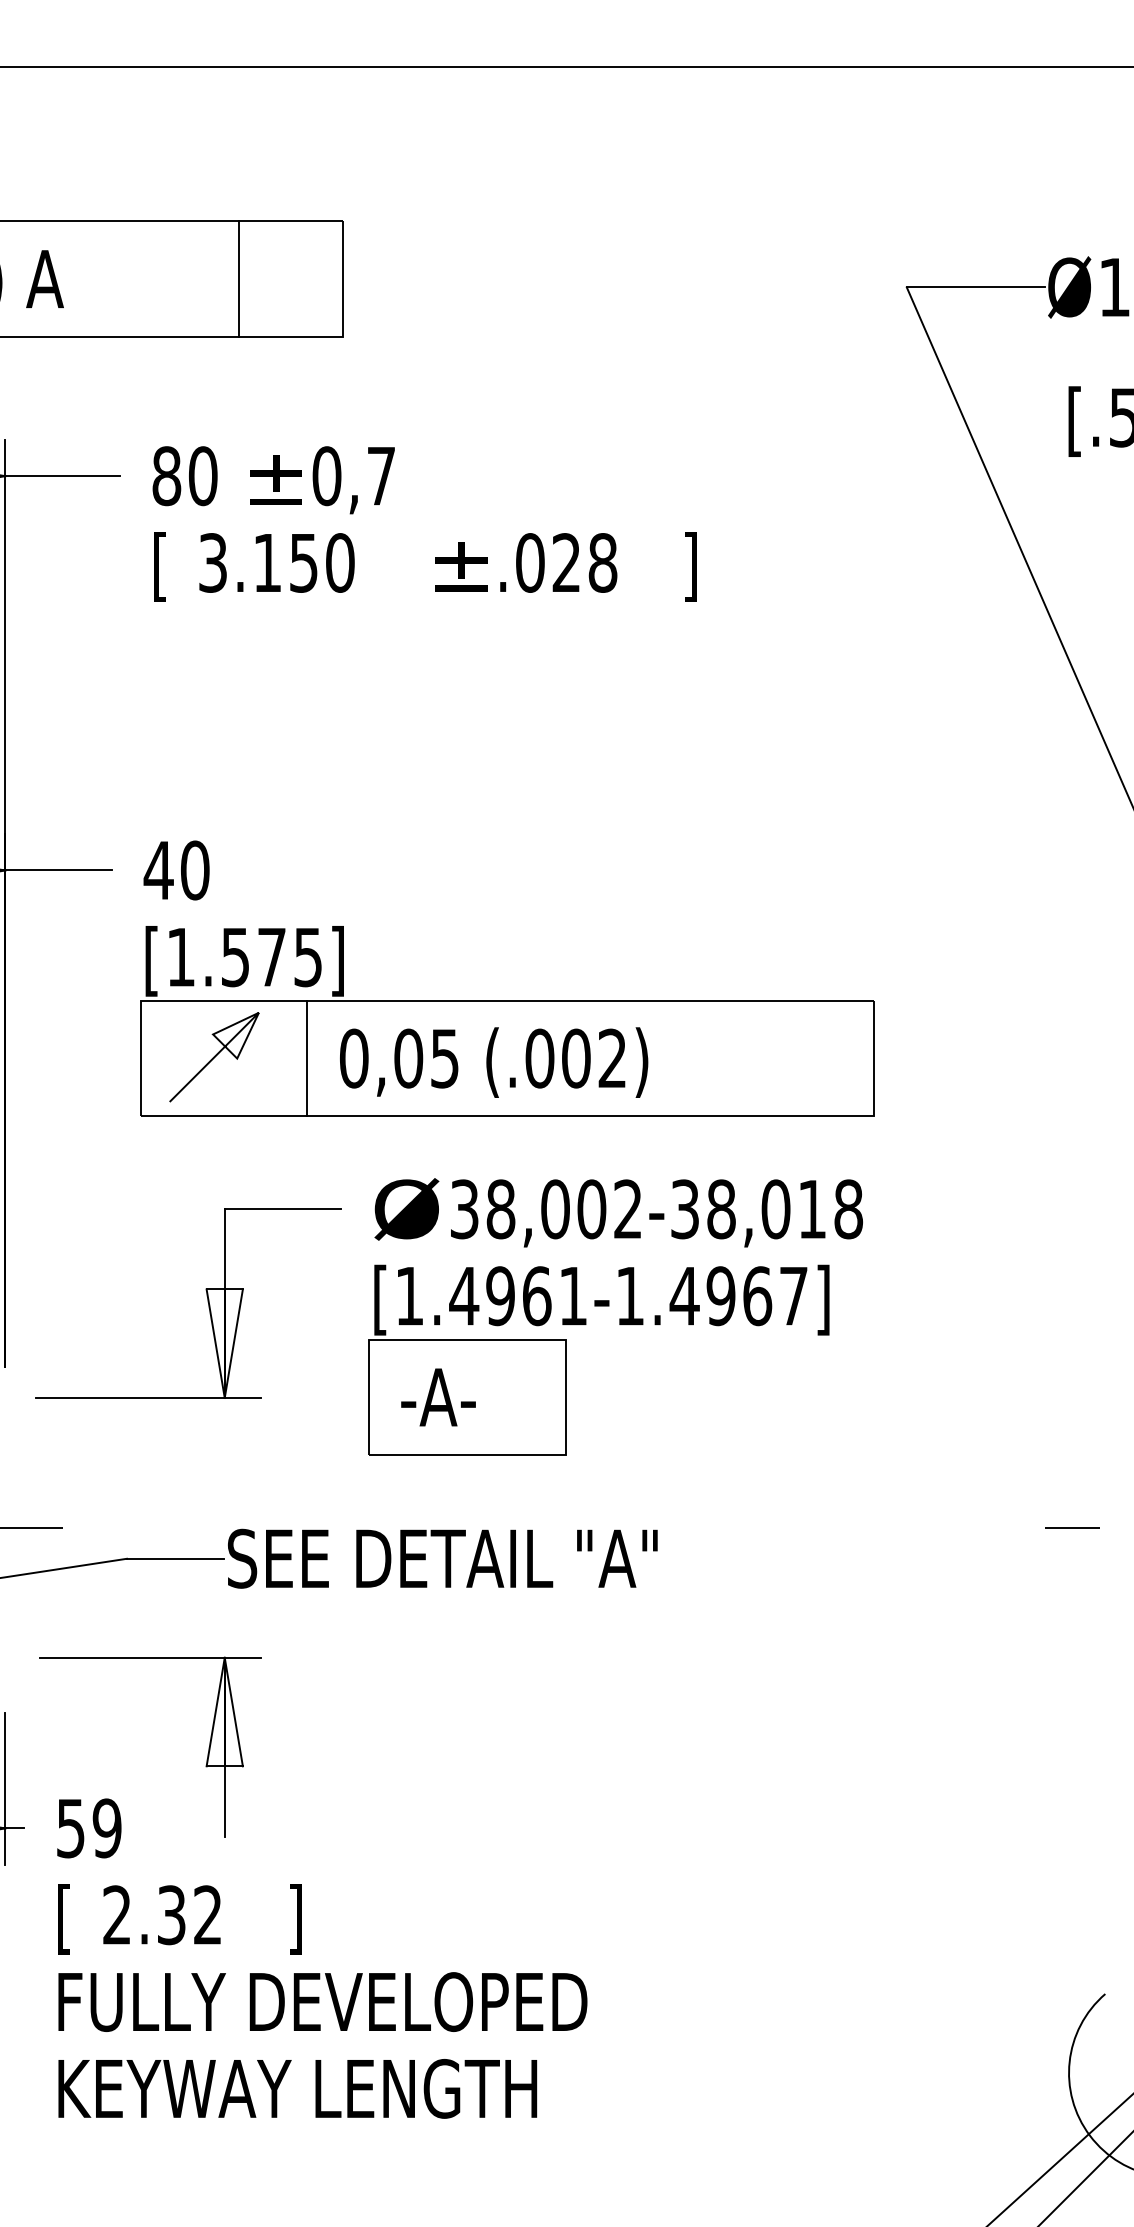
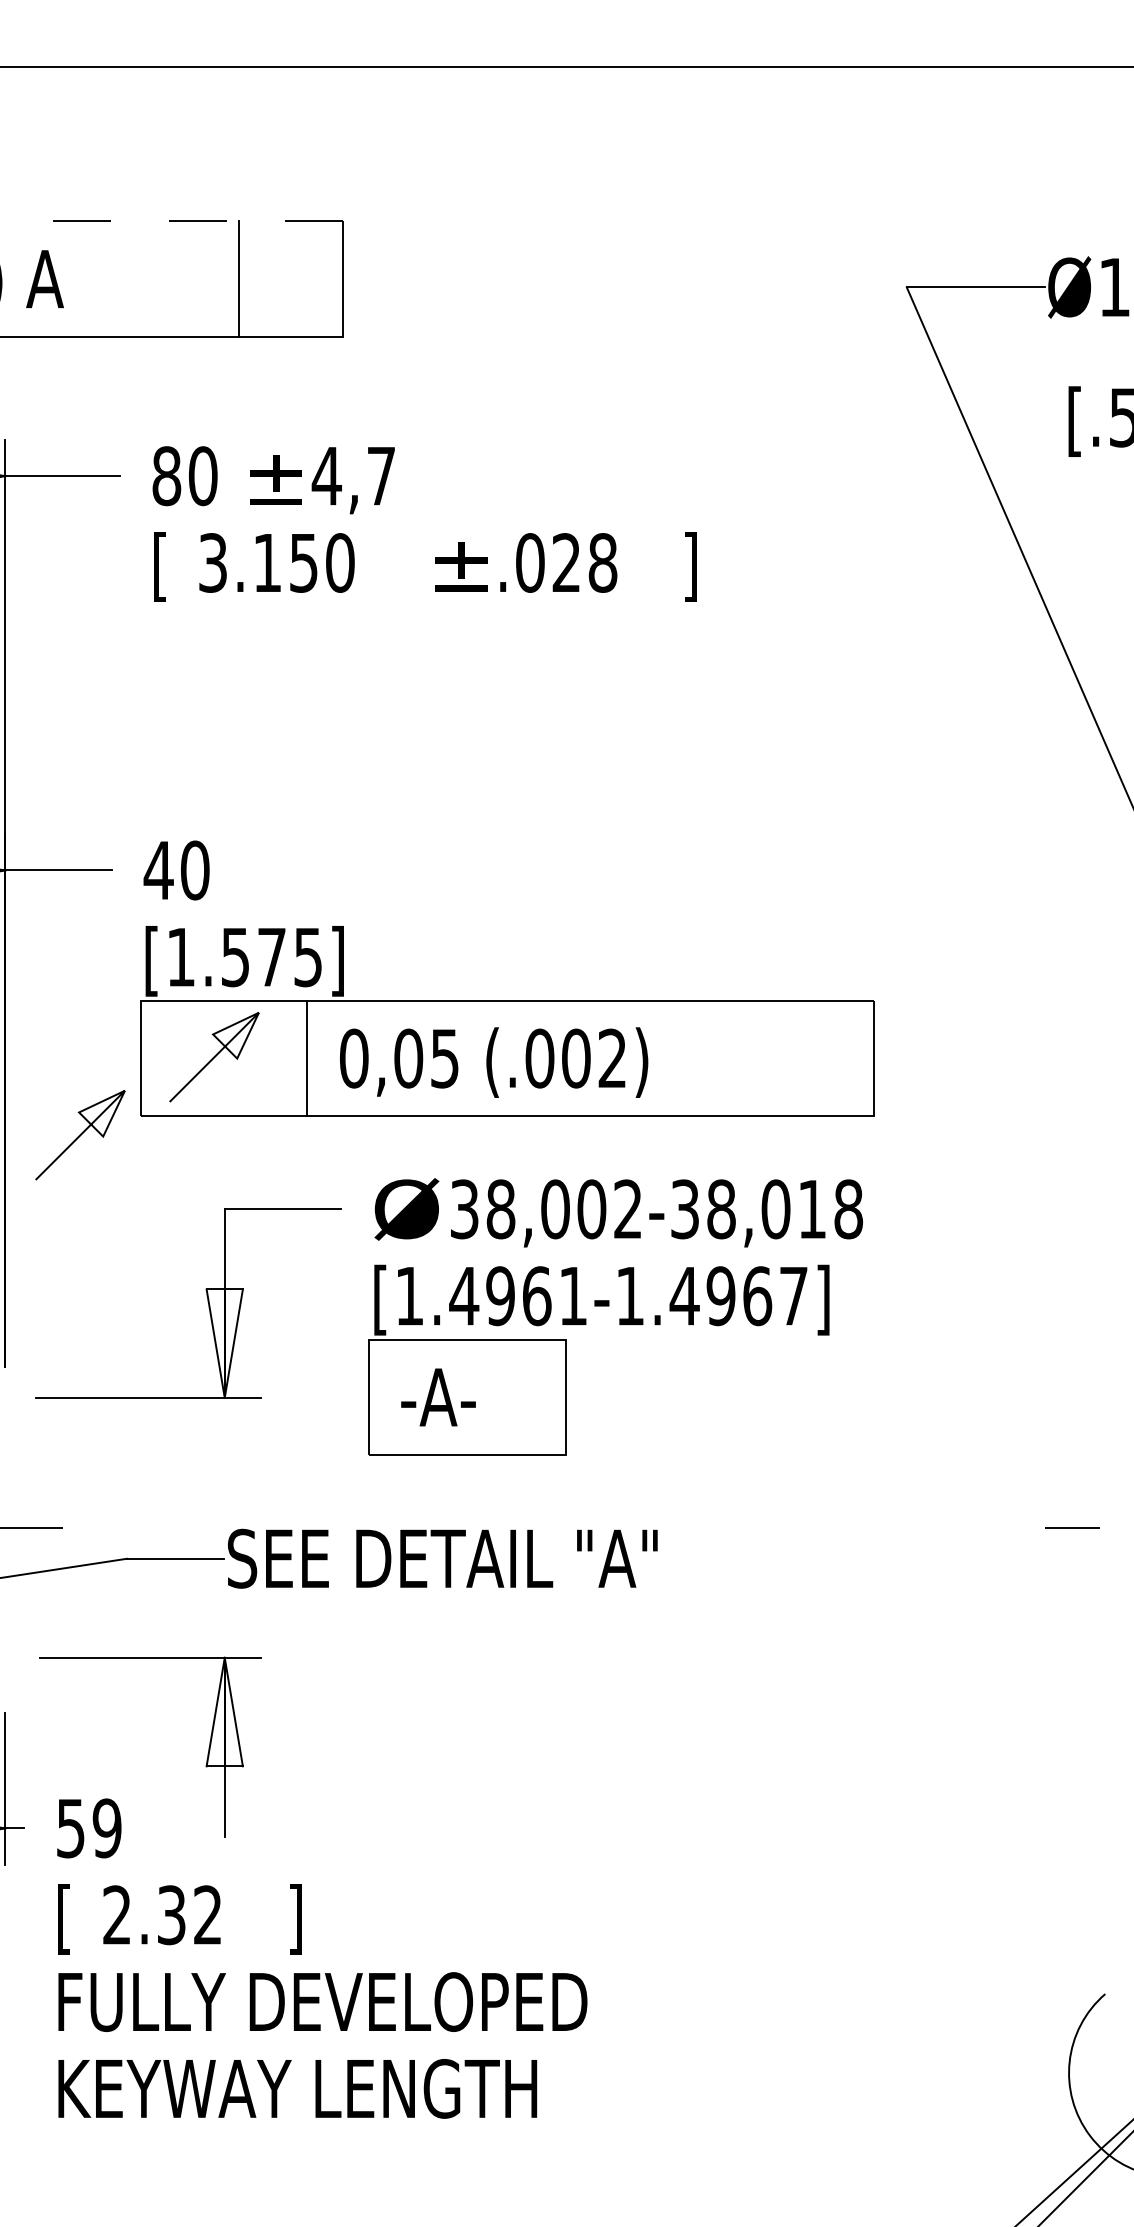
line: solid -> dashed (170, 221)
text: 0,7 -> 4,7 (326, 476)
line: none -> present (80, 1135)
line position: (1060, 2159) -> (1074, 2172) (1074, 2172)
